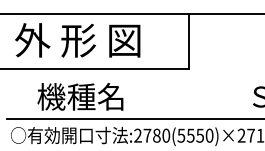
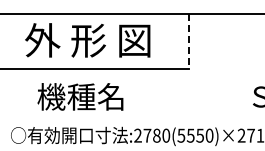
text position: (77, 40) -> (87, 40) (87, 40)
line: solid -> dashed (189, 41)
line: present -> none (134, 118)
